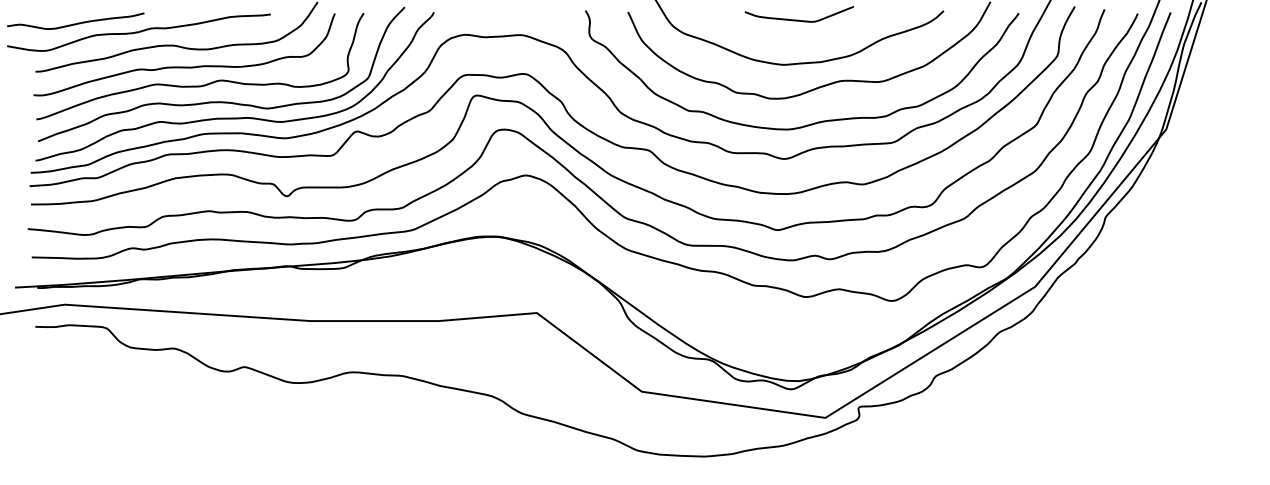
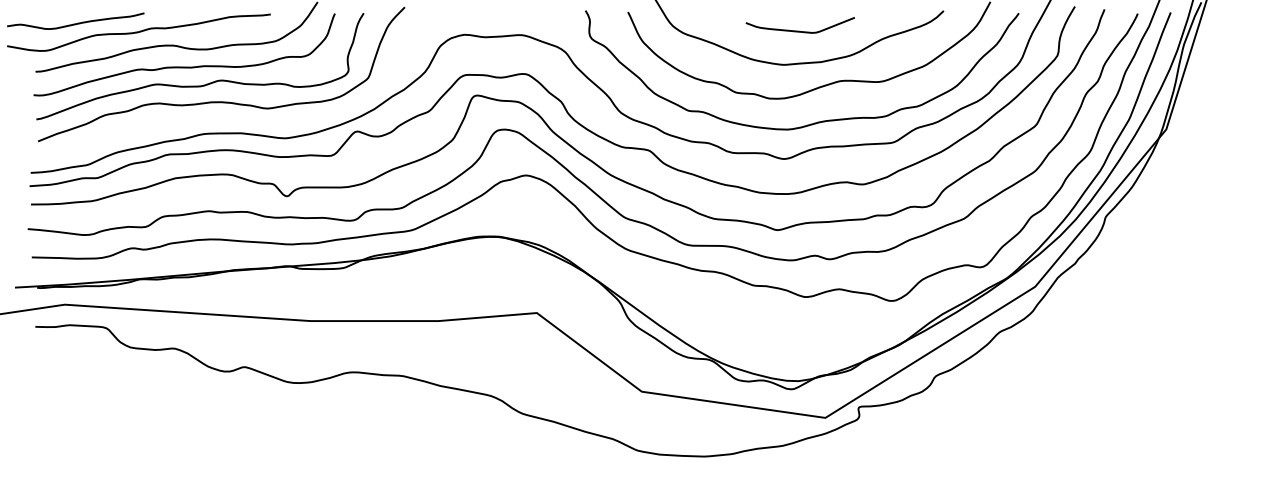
curve position: (798, 19) -> (799, 30) (799, 30)
curve: present -> none (234, 117)
